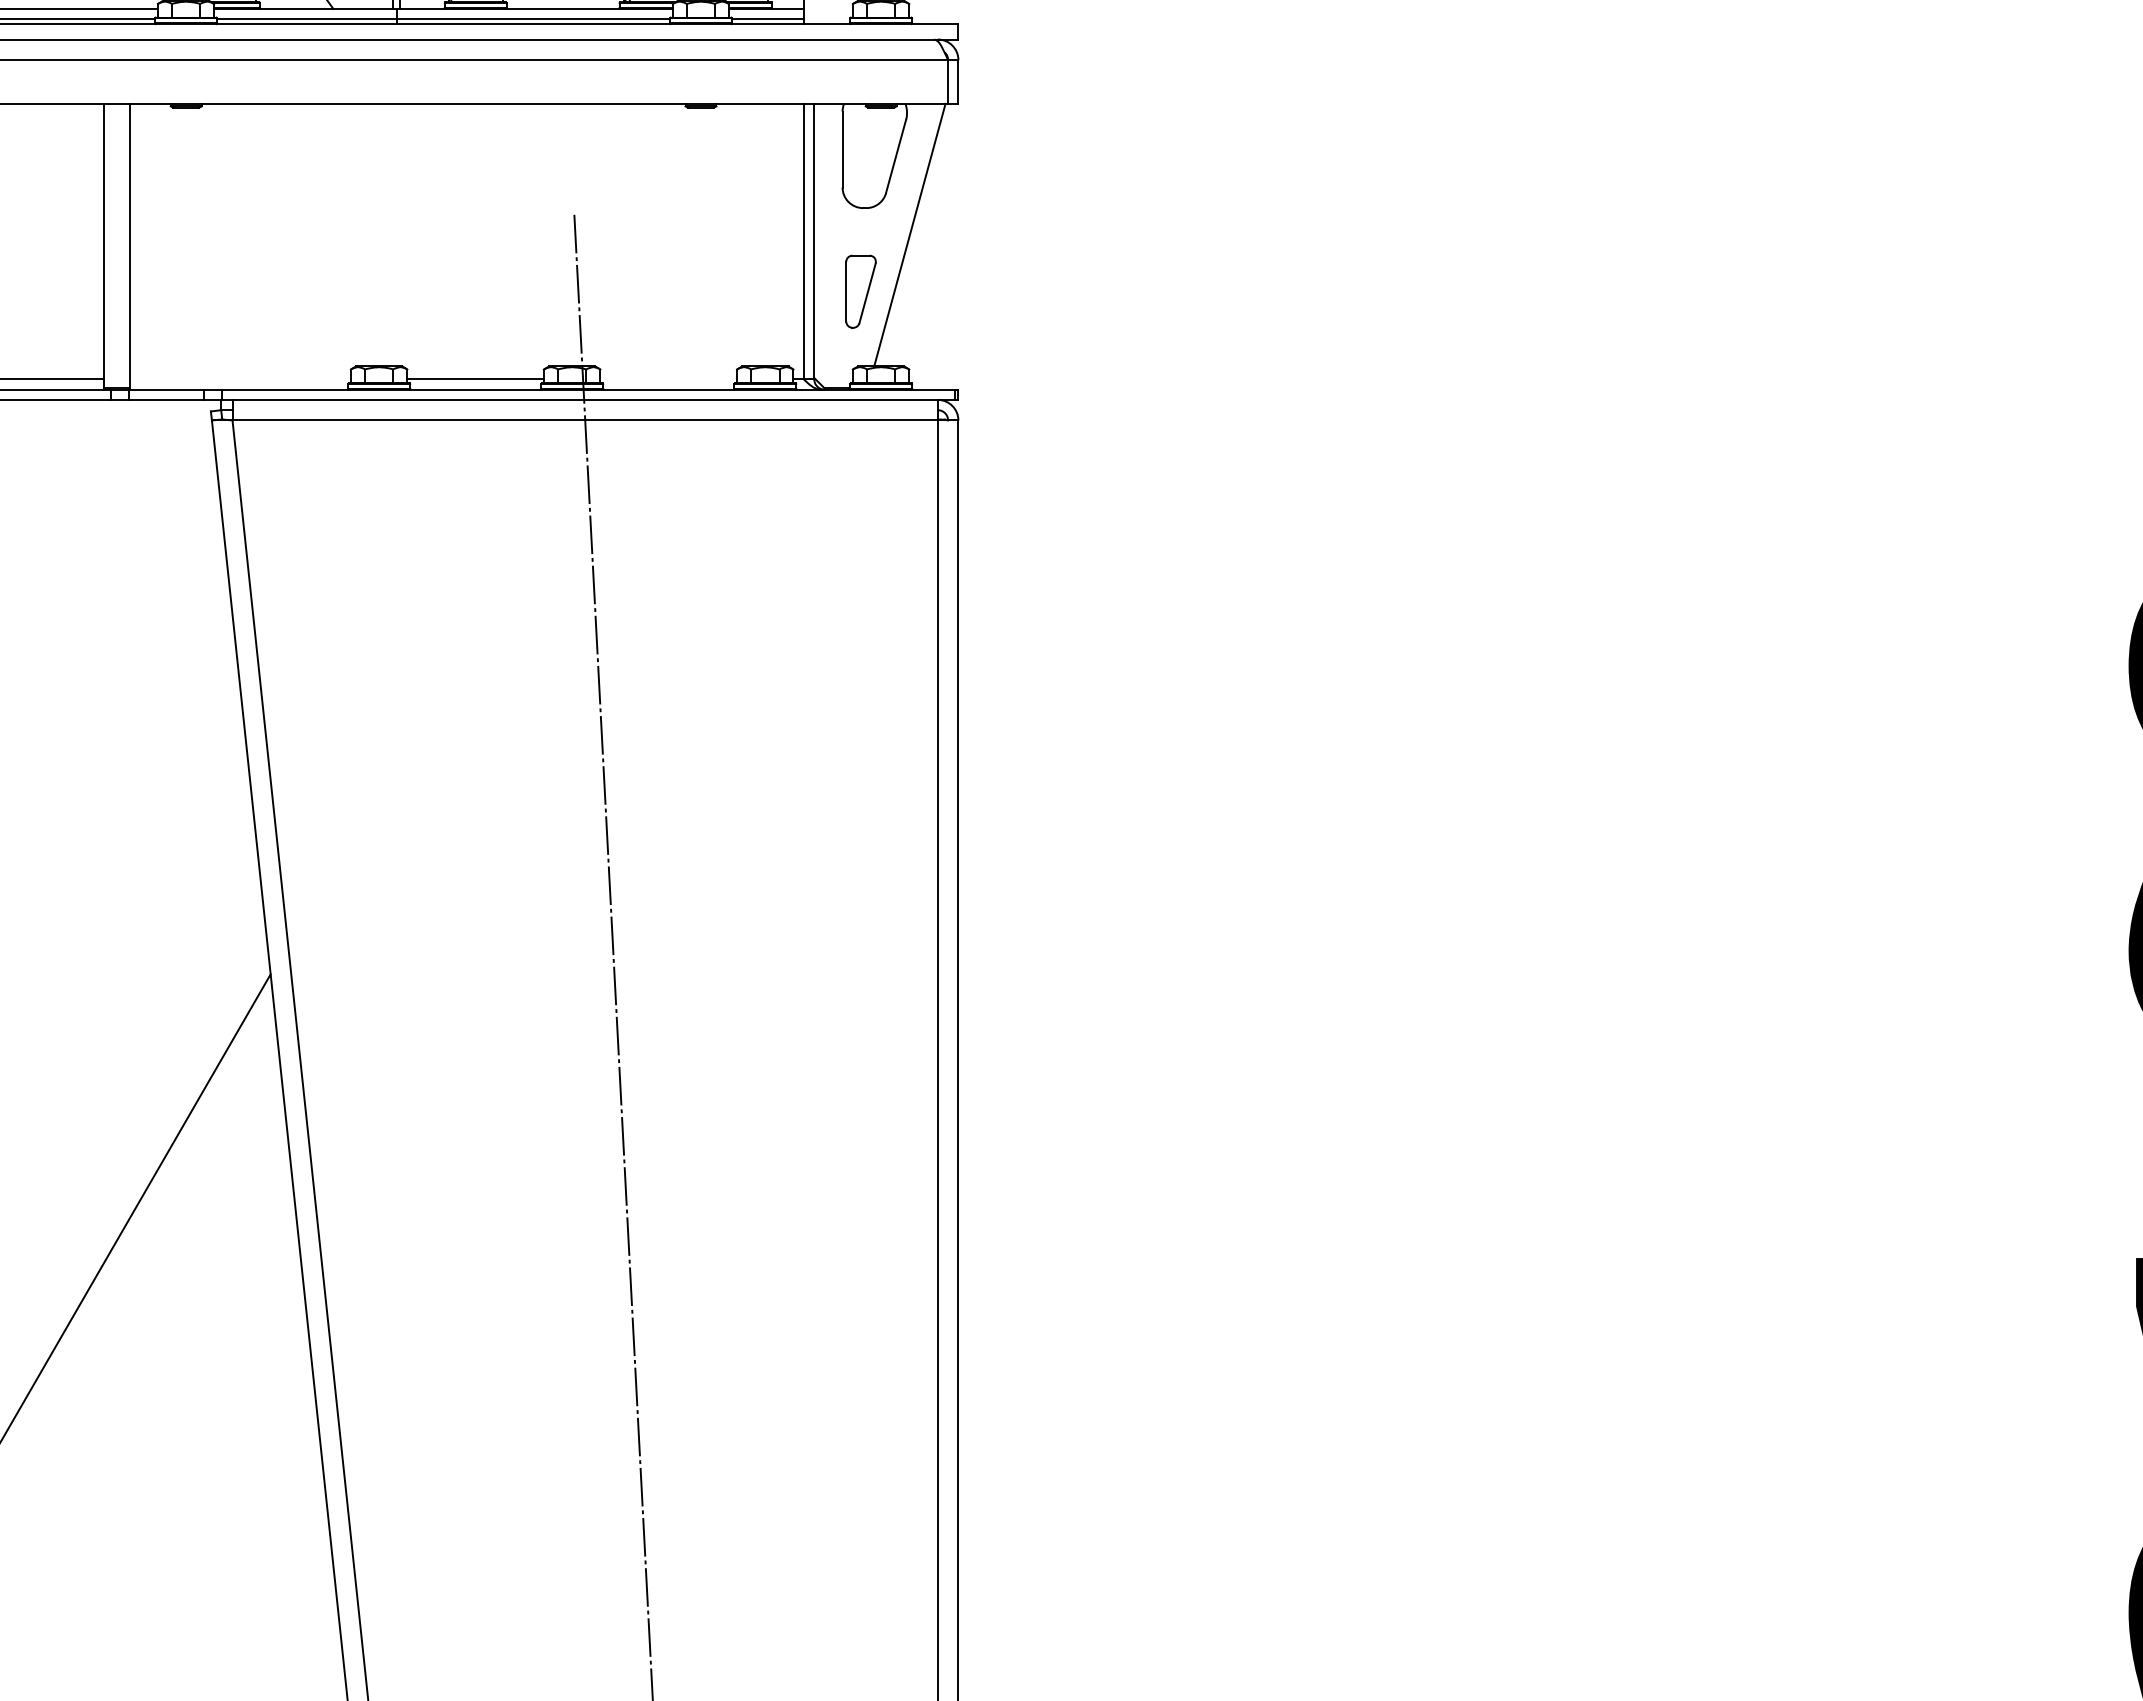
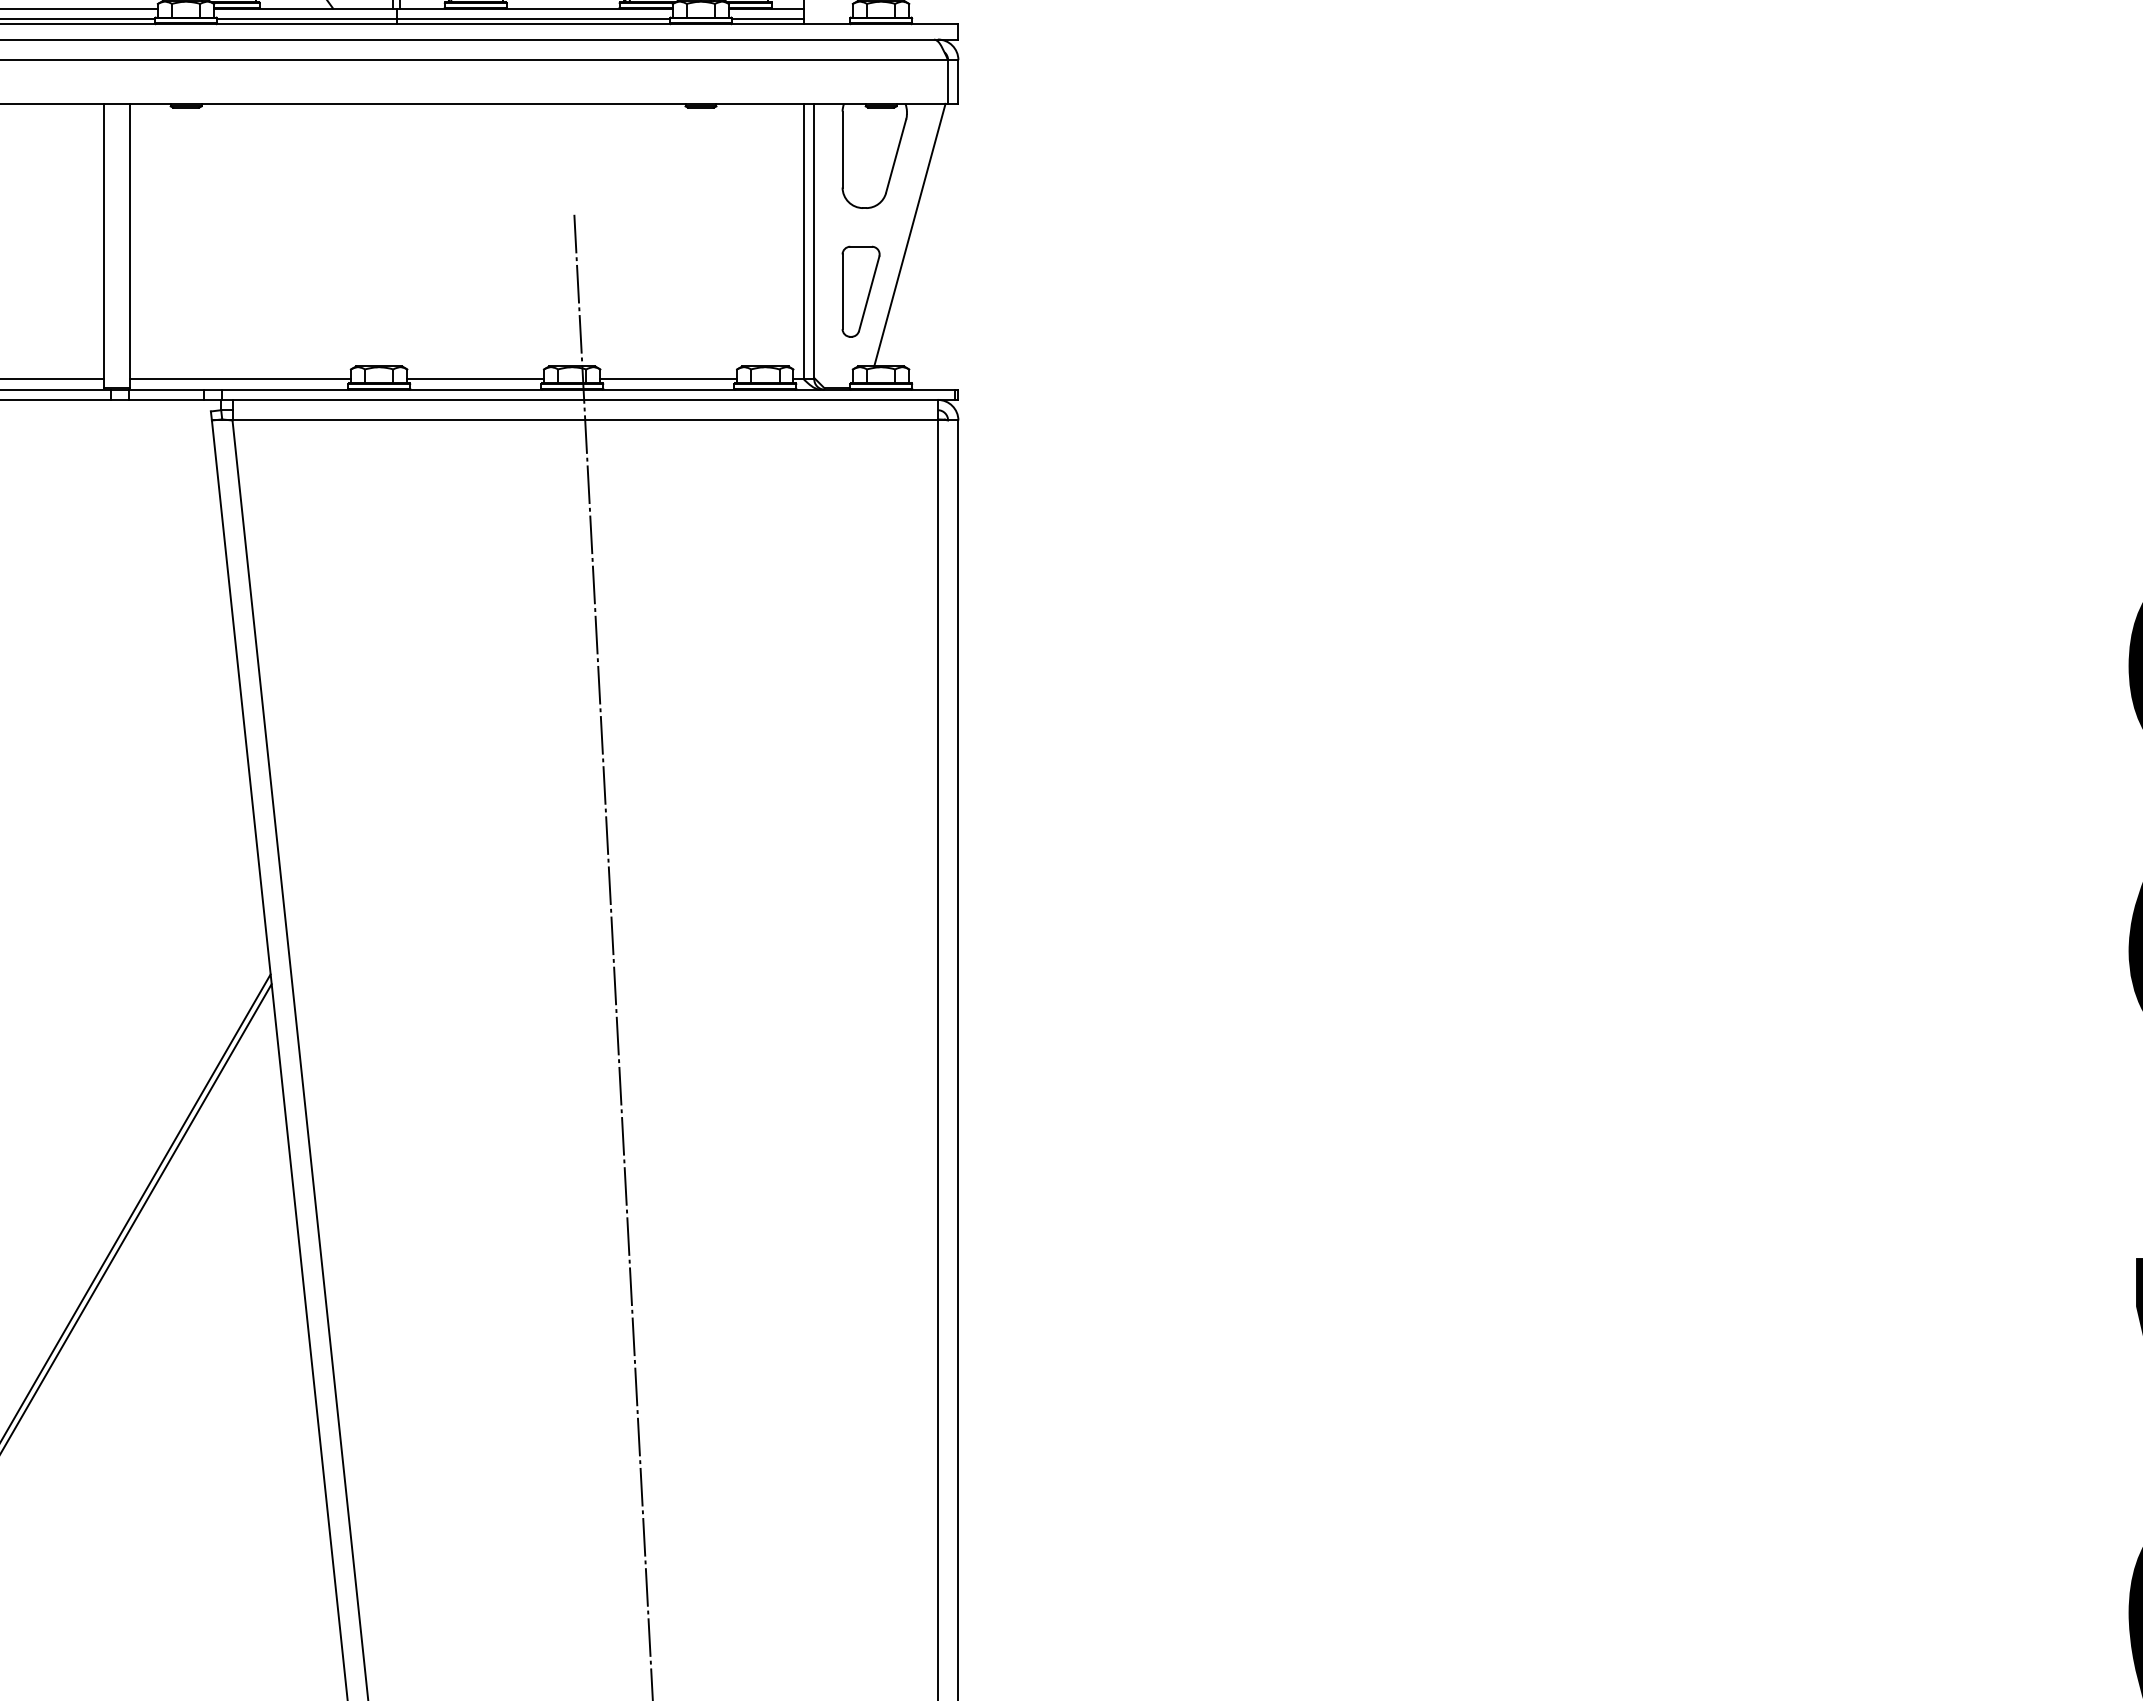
part size: 32x75 px -> 40x93 px (860, 291)
line: none -> present (239, 379)
line: none -> present (668, 379)
line: none -> present (136, 1217)
